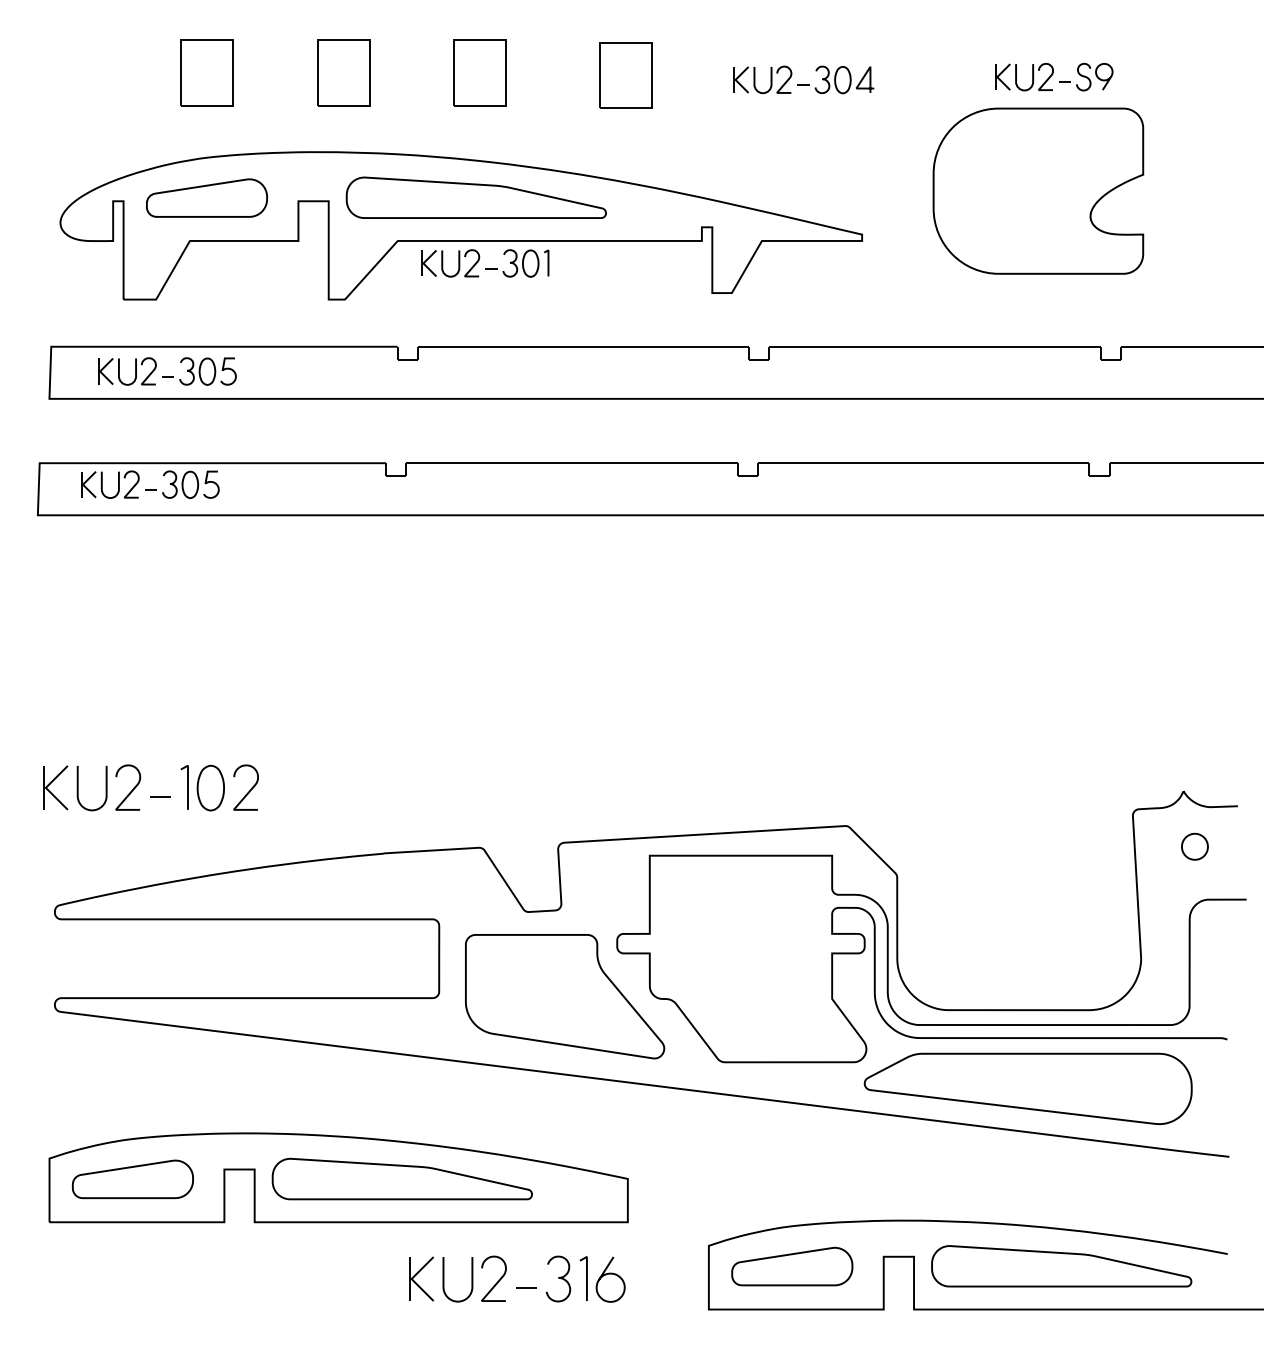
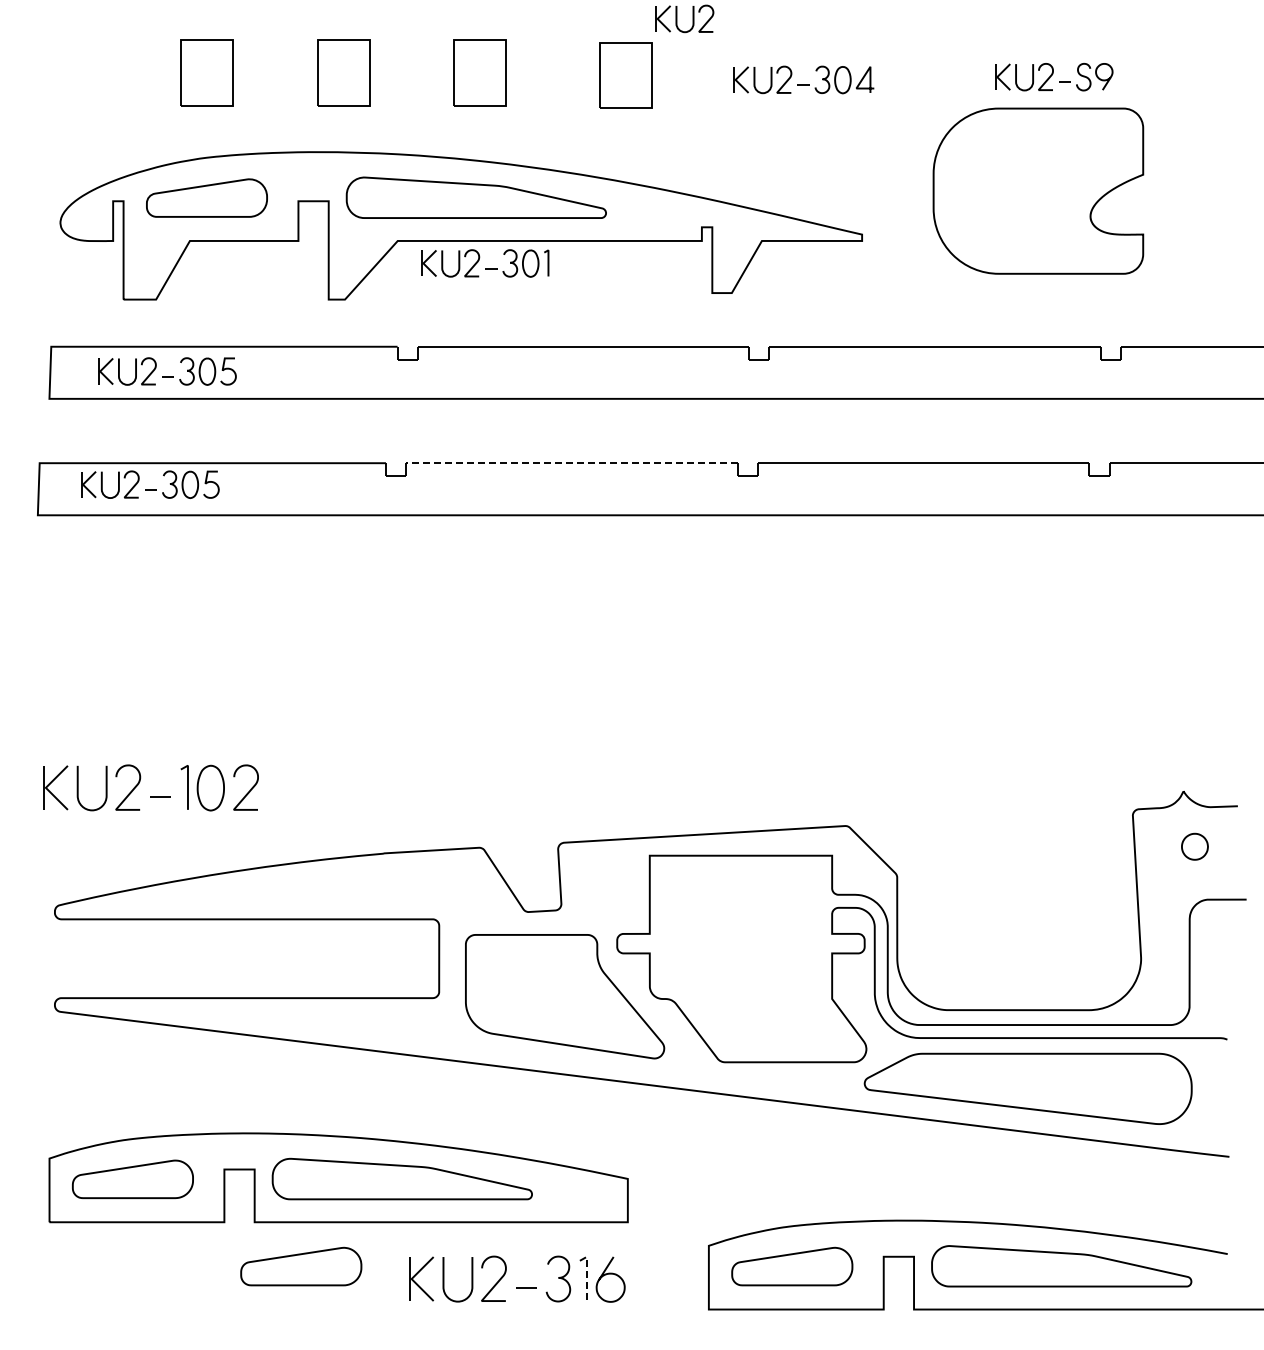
part: none -> present (677, 18)
line: solid -> dashed (571, 463)
part: none -> present (301, 1266)
line: solid -> dashed (586, 1274)
